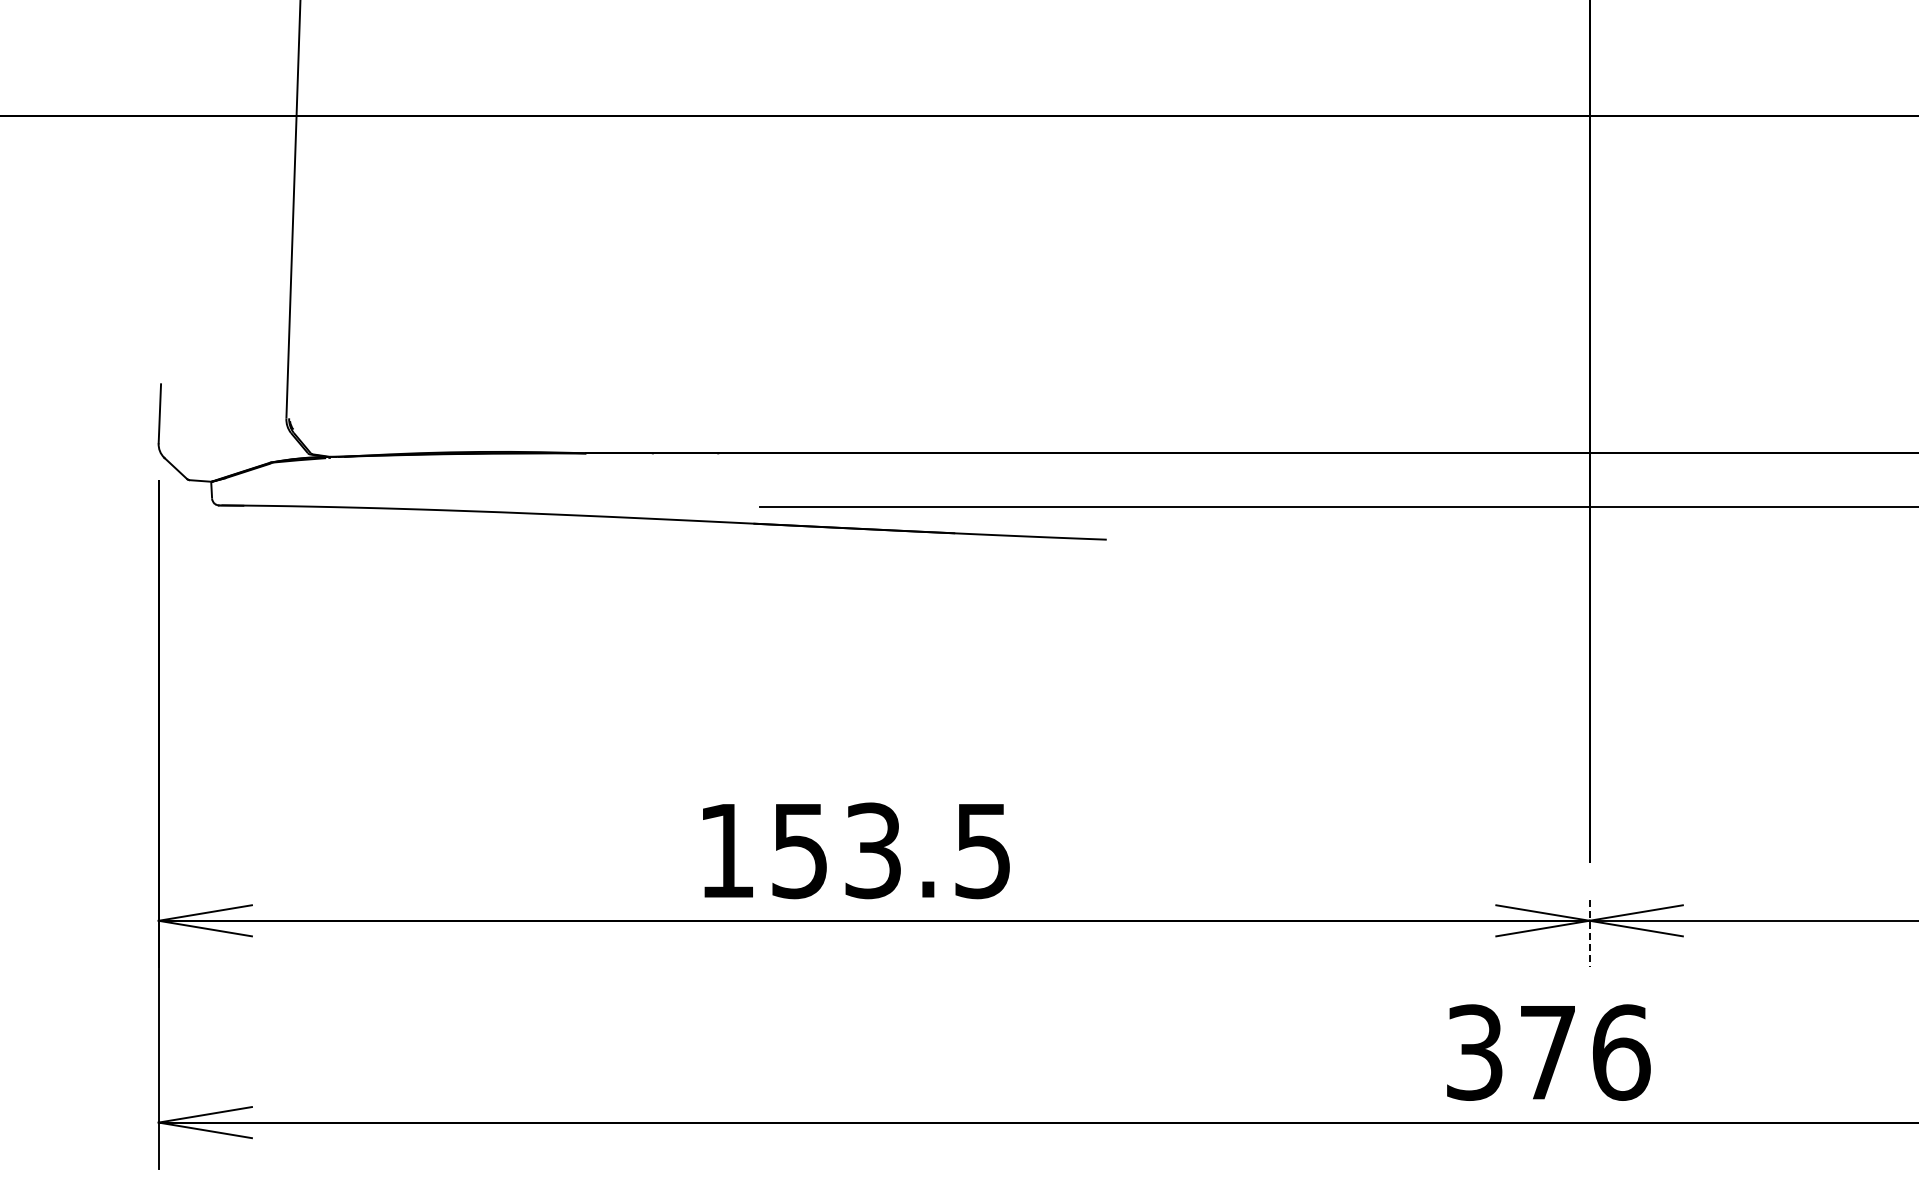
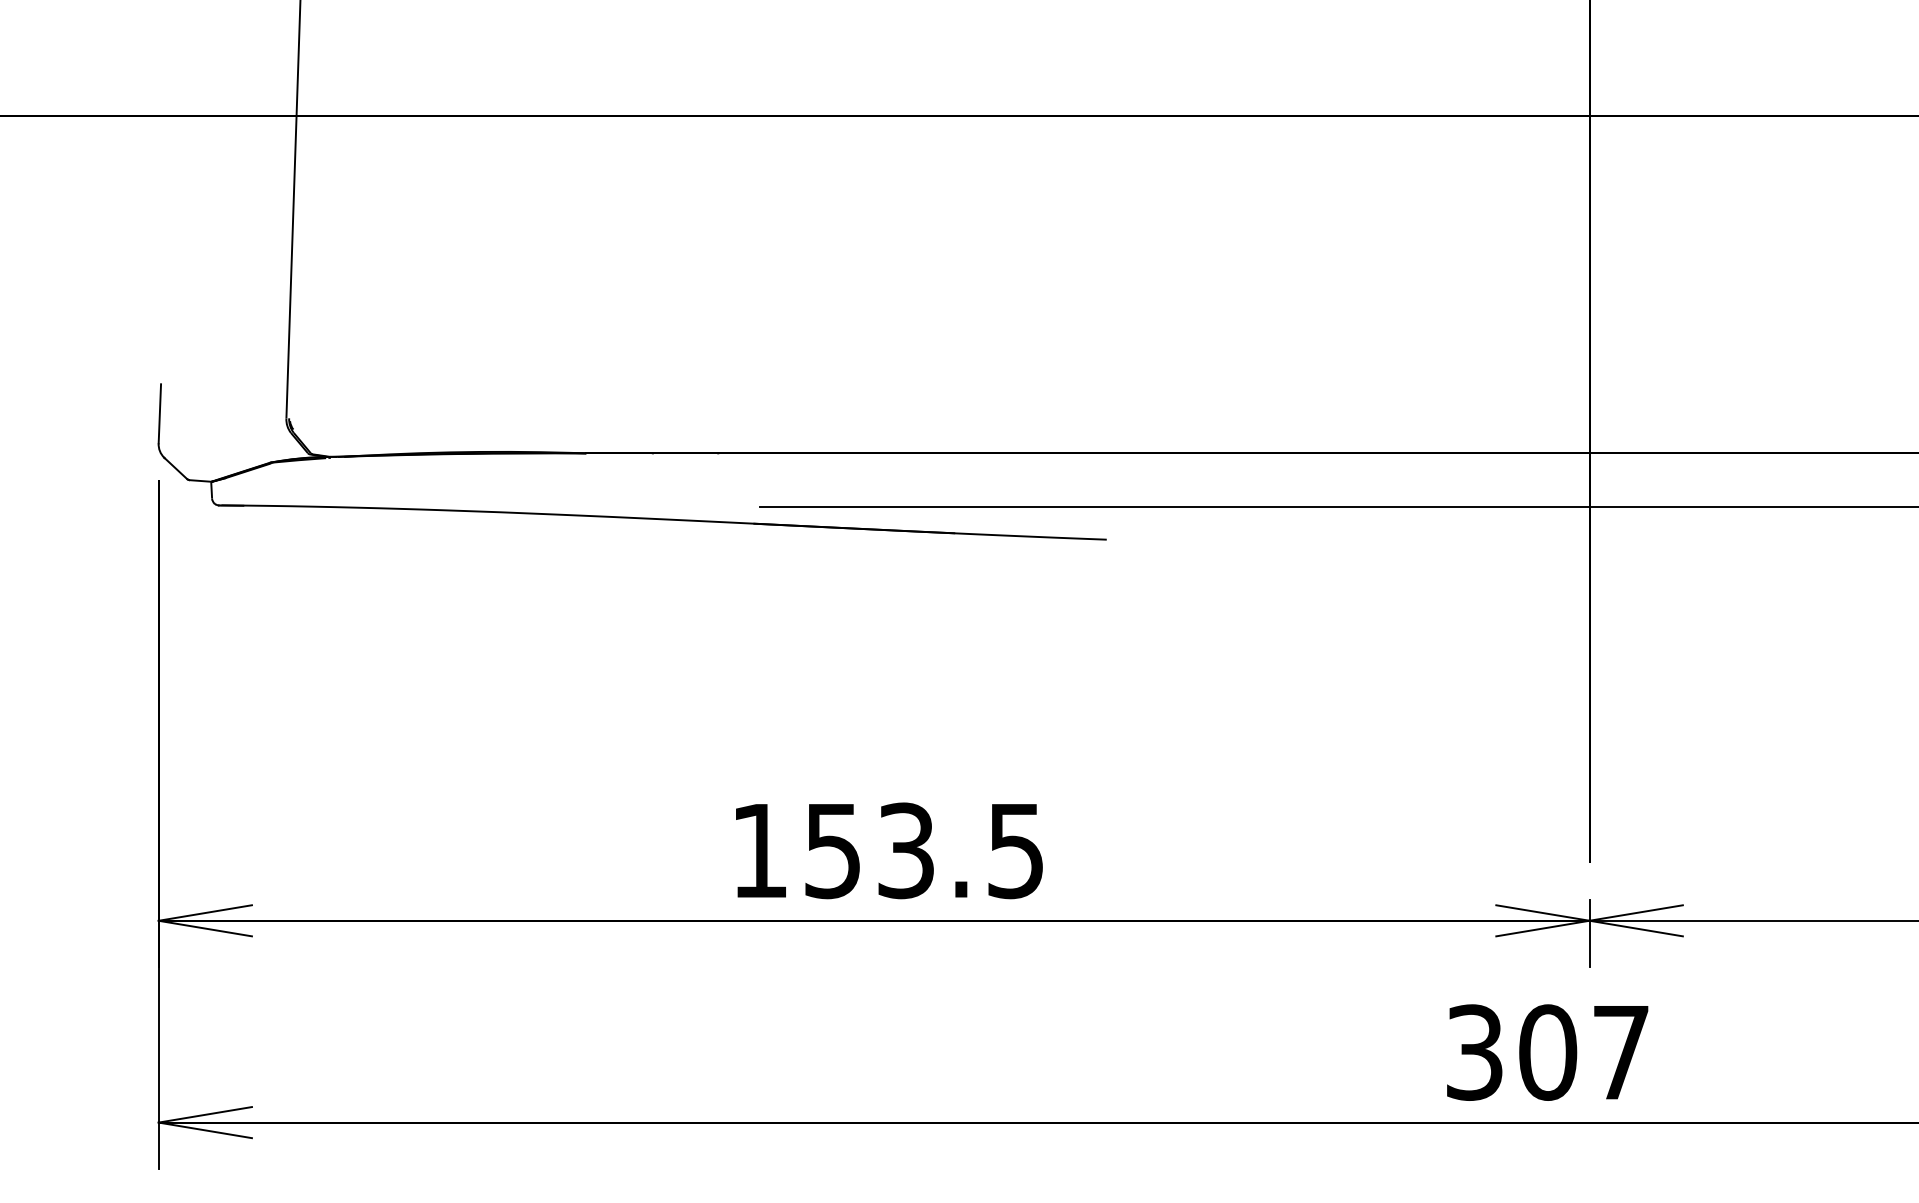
text position: (856, 850) -> (889, 850) (889, 850)
line: dashed -> solid (1589, 933)
text: 376 -> 307 (1584, 1052)
